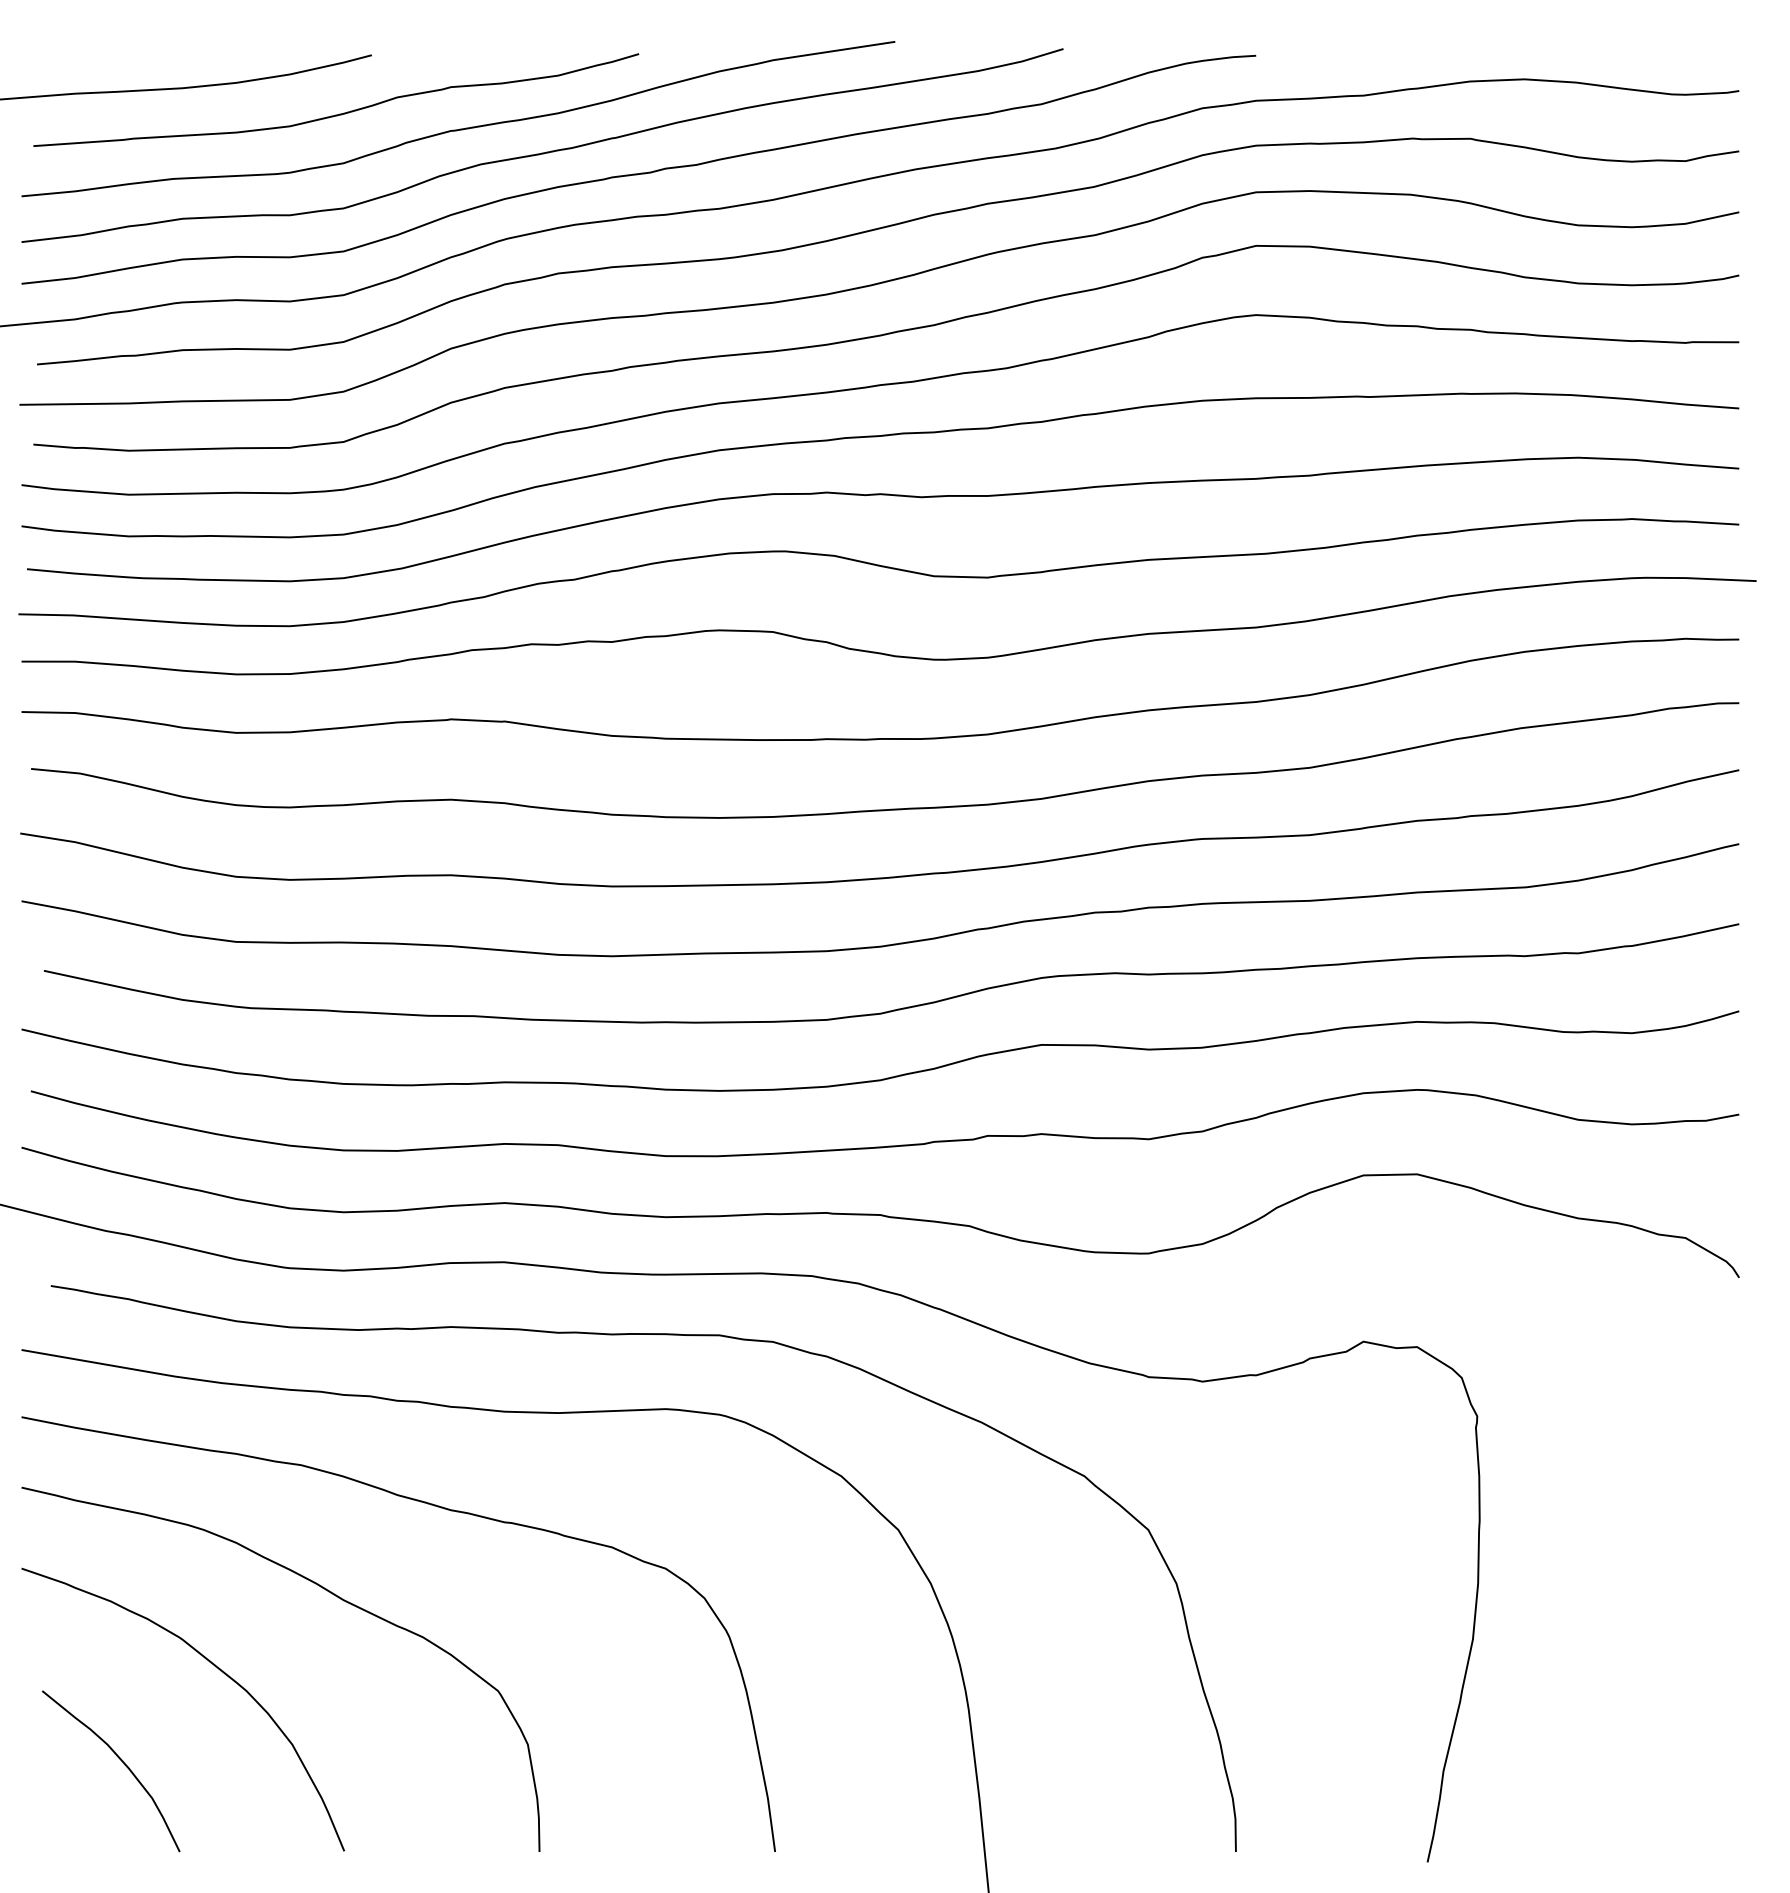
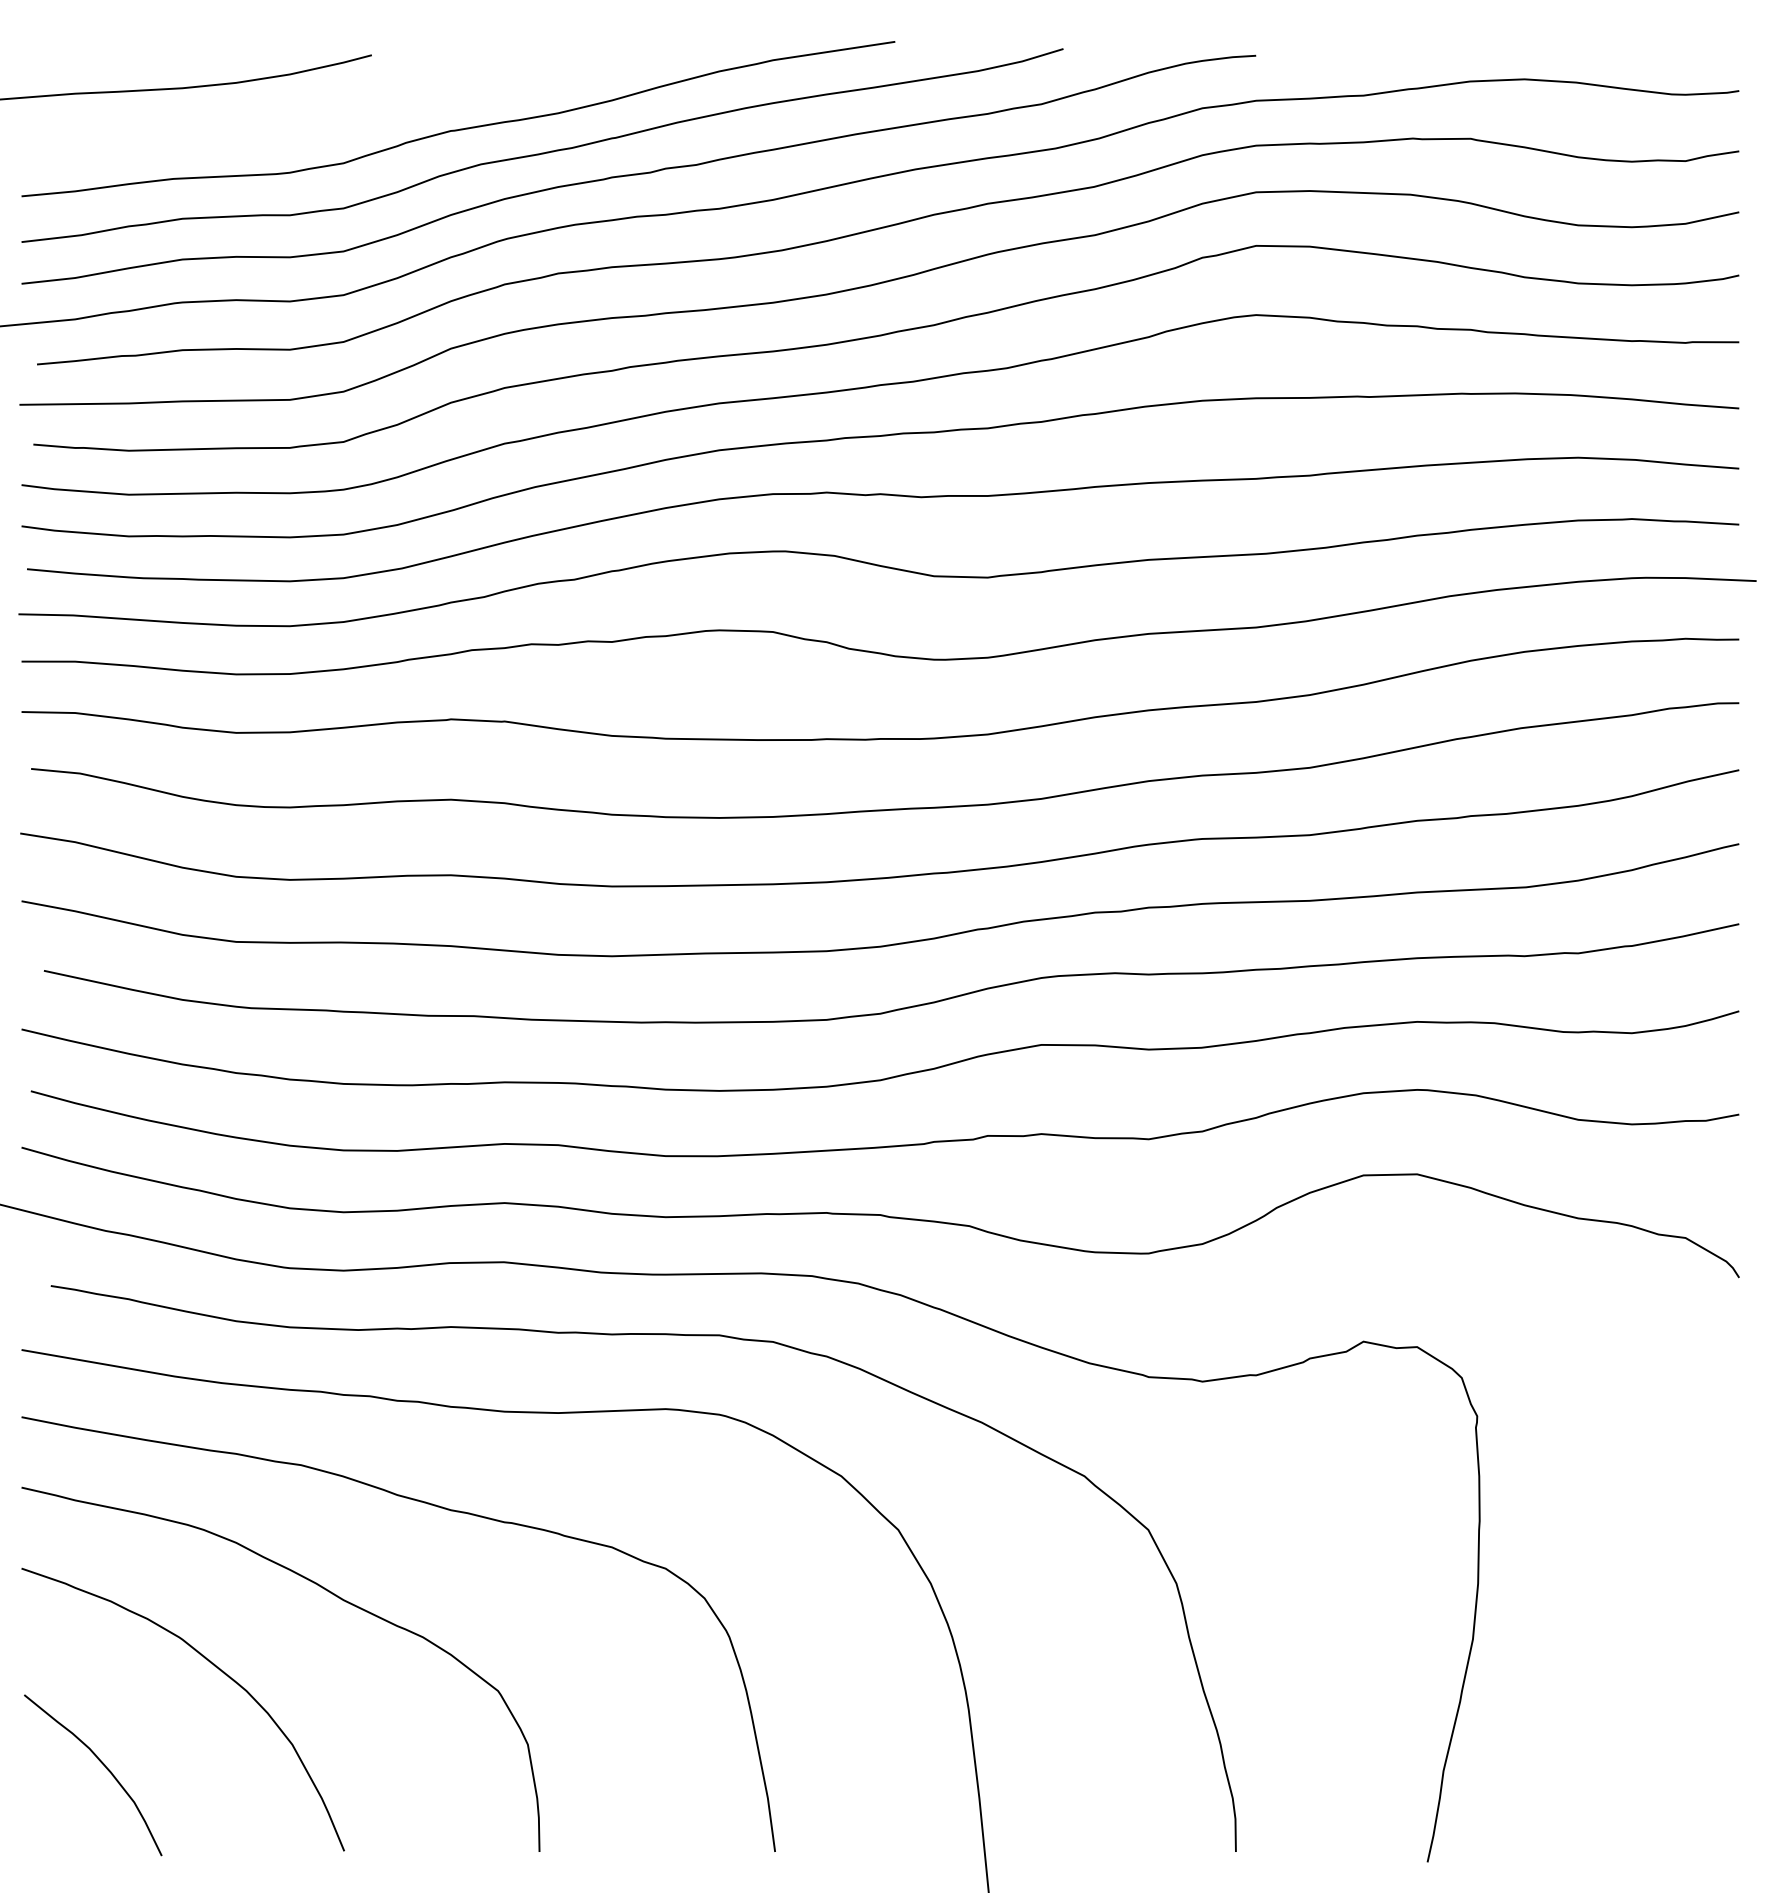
curve: present -> none (339, 113)
curve position: (121, 1761) -> (103, 1765) (103, 1765)
